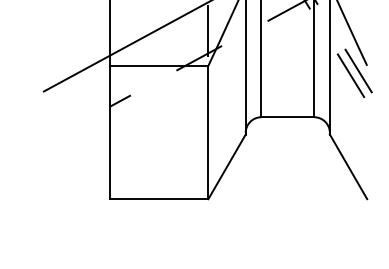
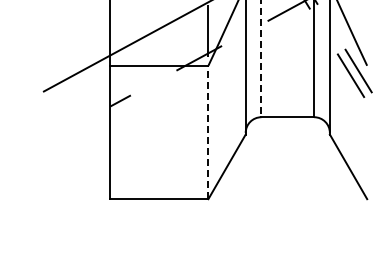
line: solid -> dashed (261, 59)
line: solid -> dashed (208, 132)
